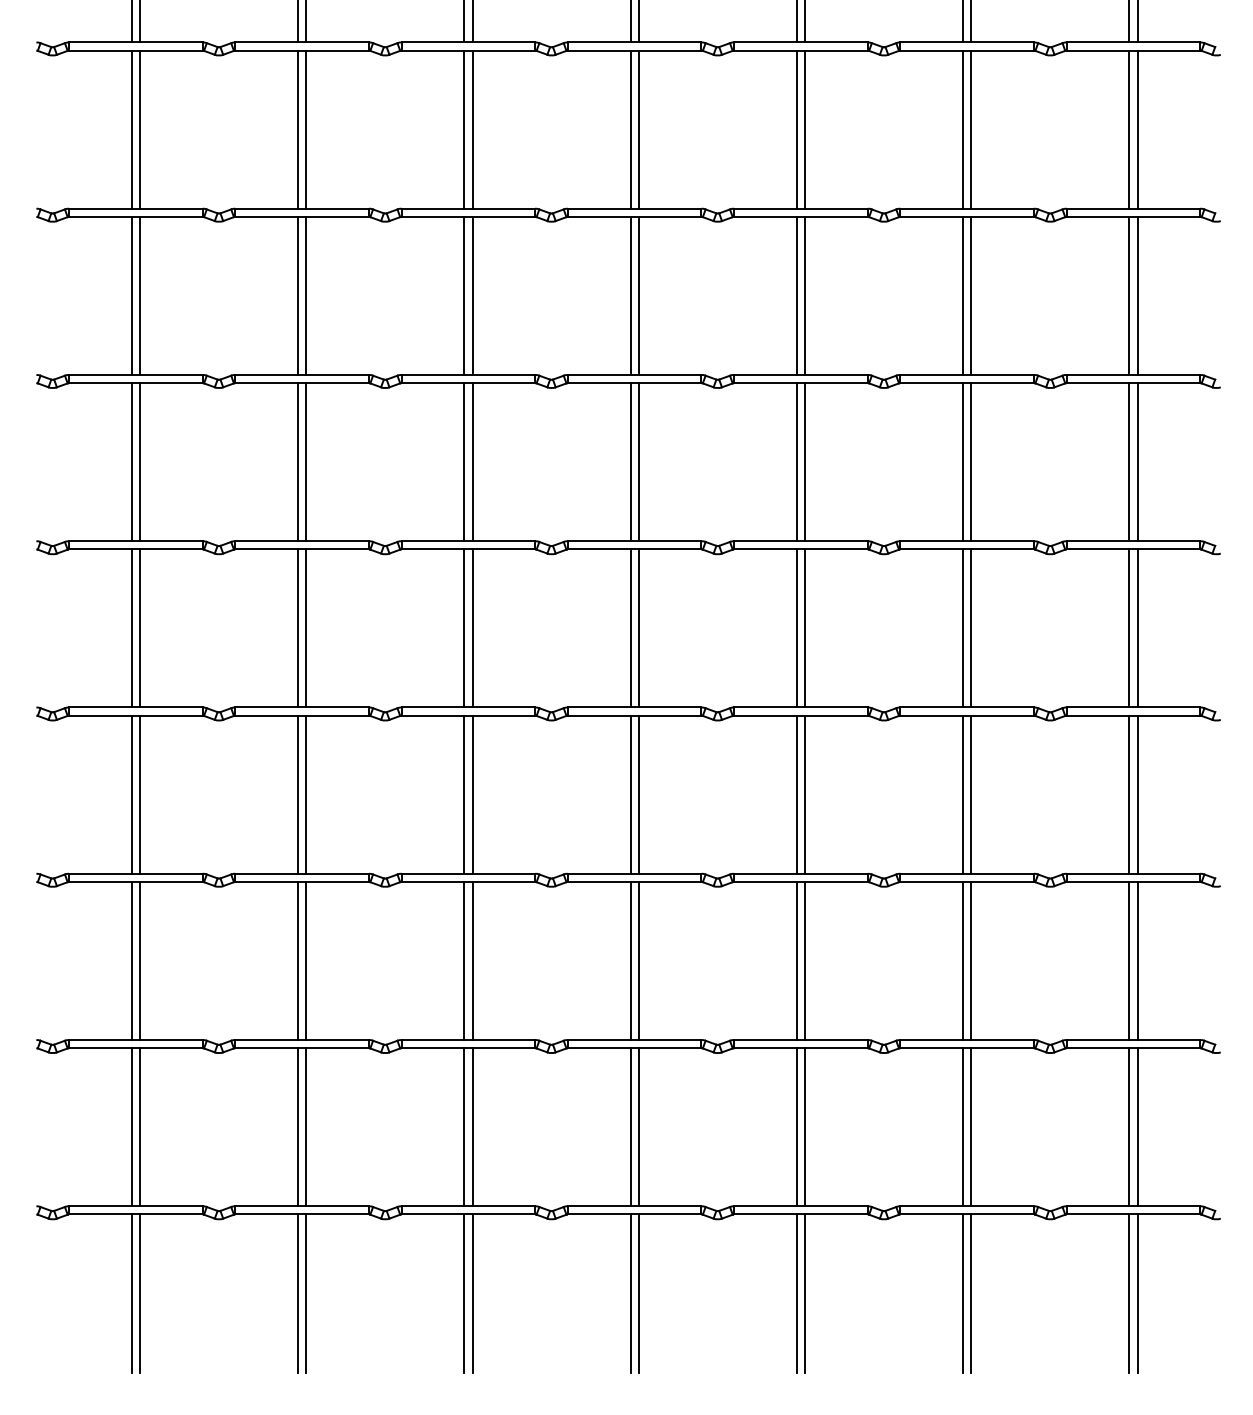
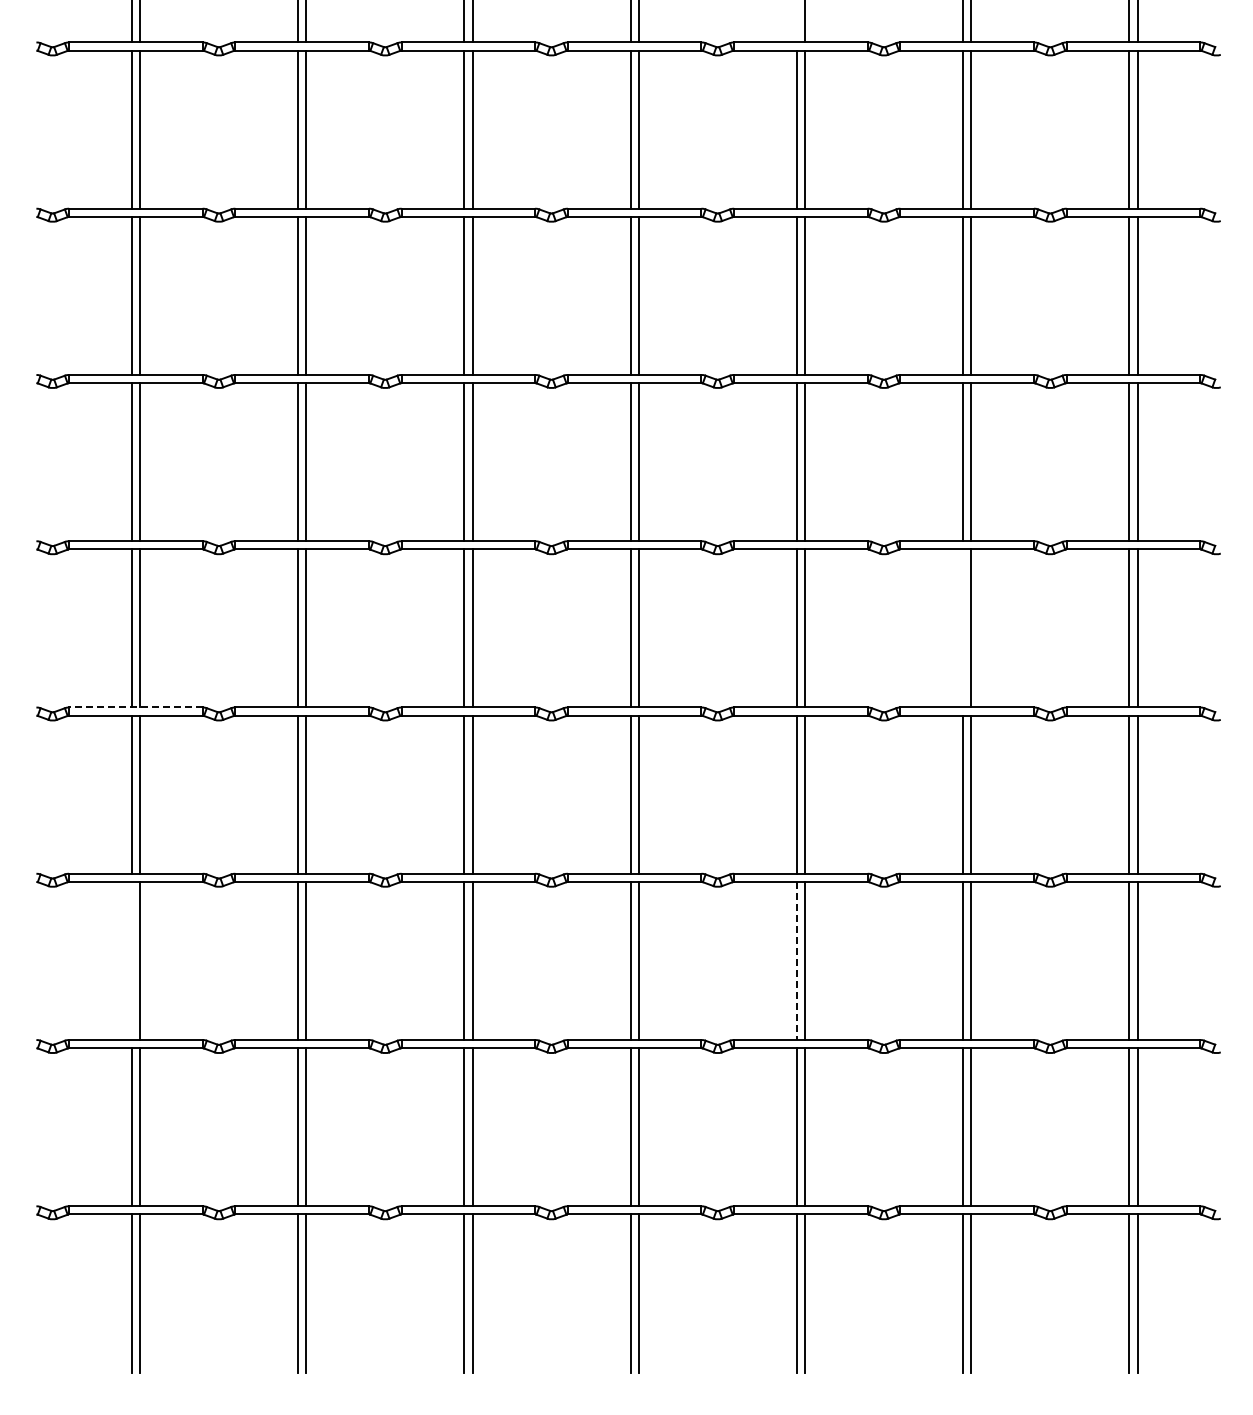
line: present -> none (796, 22)
line: present -> none (963, 628)
line: solid -> dashed (135, 707)
line: present -> none (131, 960)
line: solid -> dashed (796, 961)
